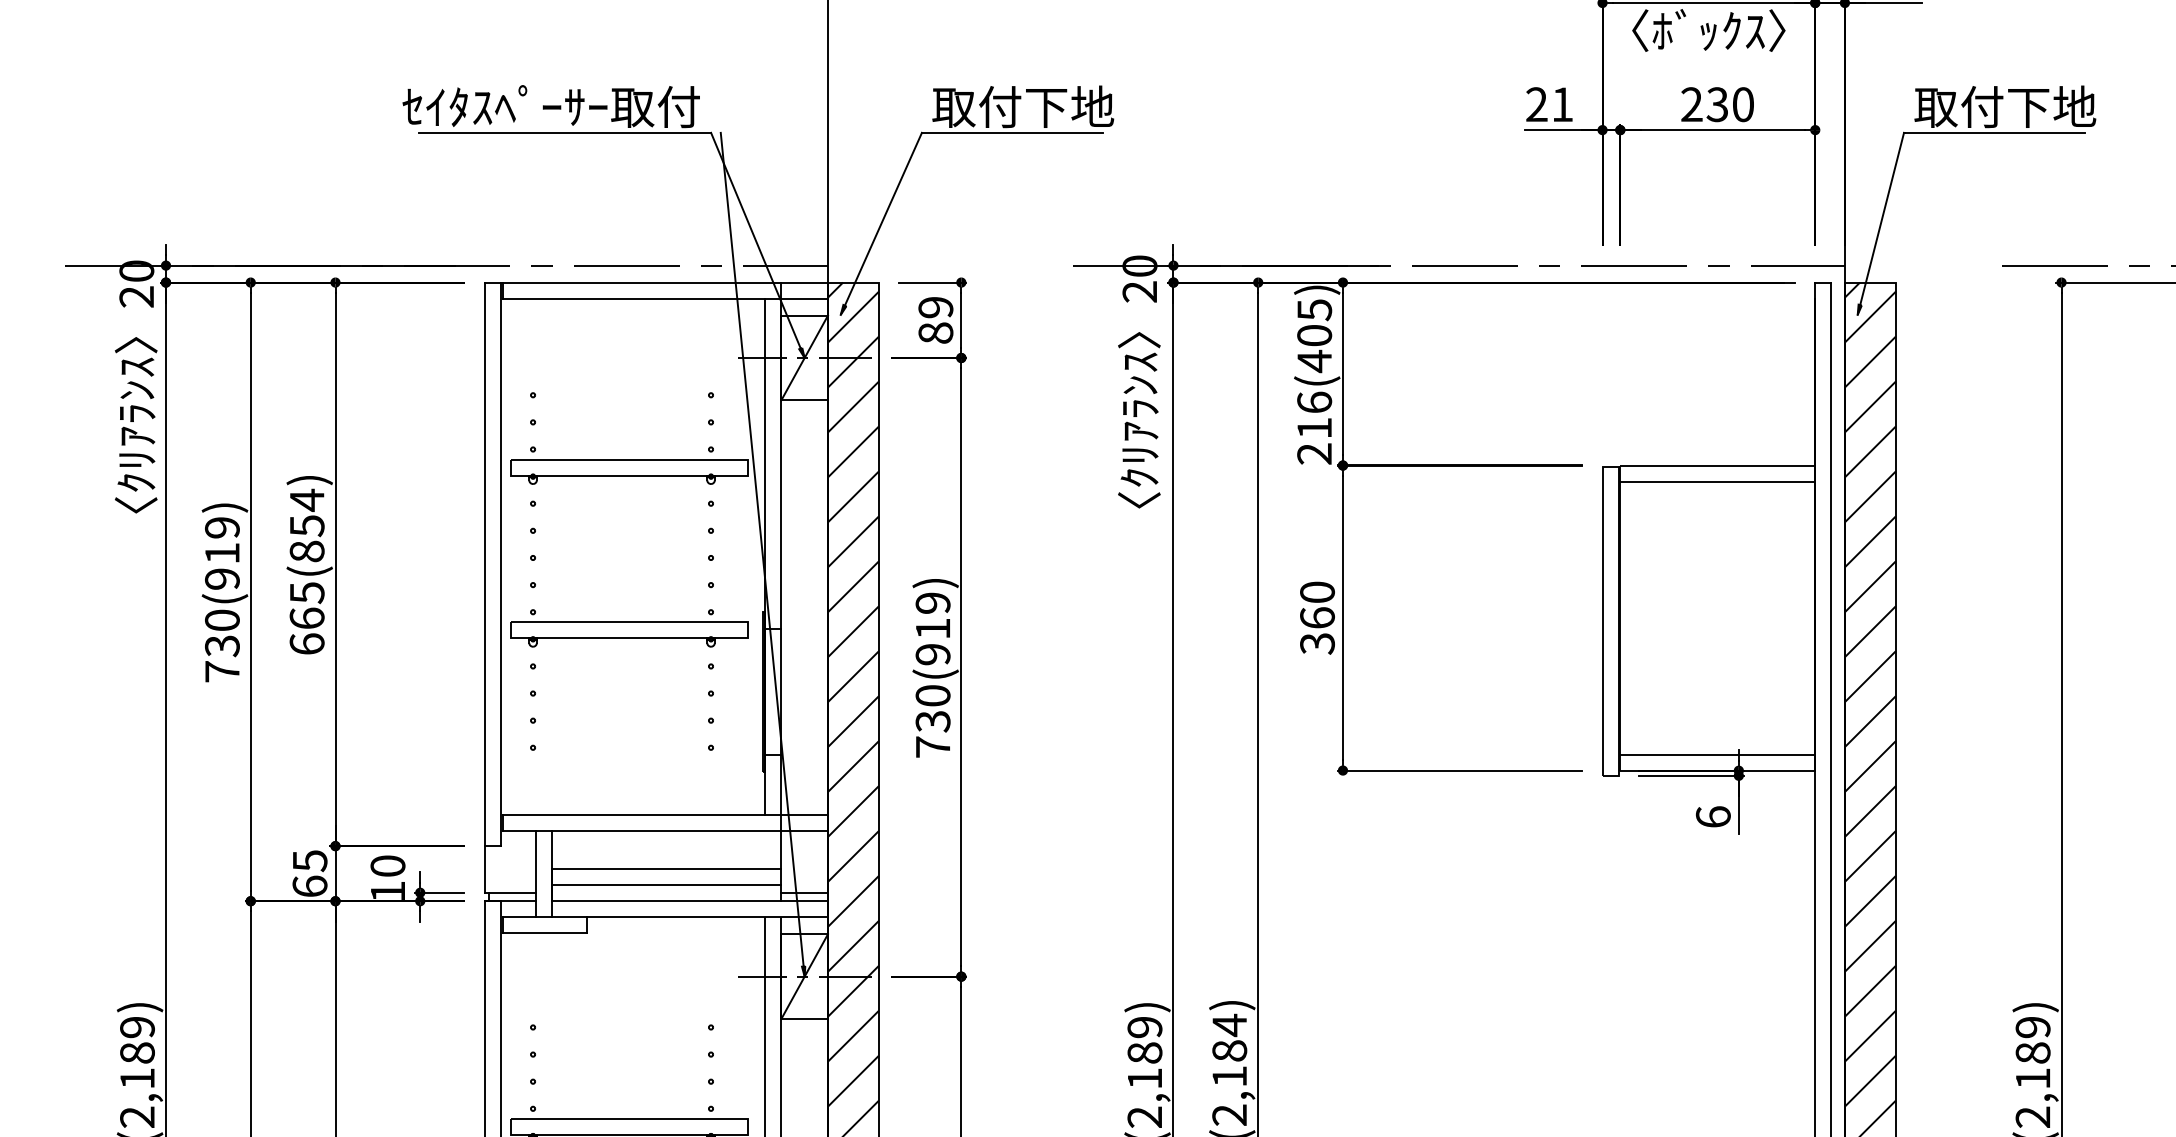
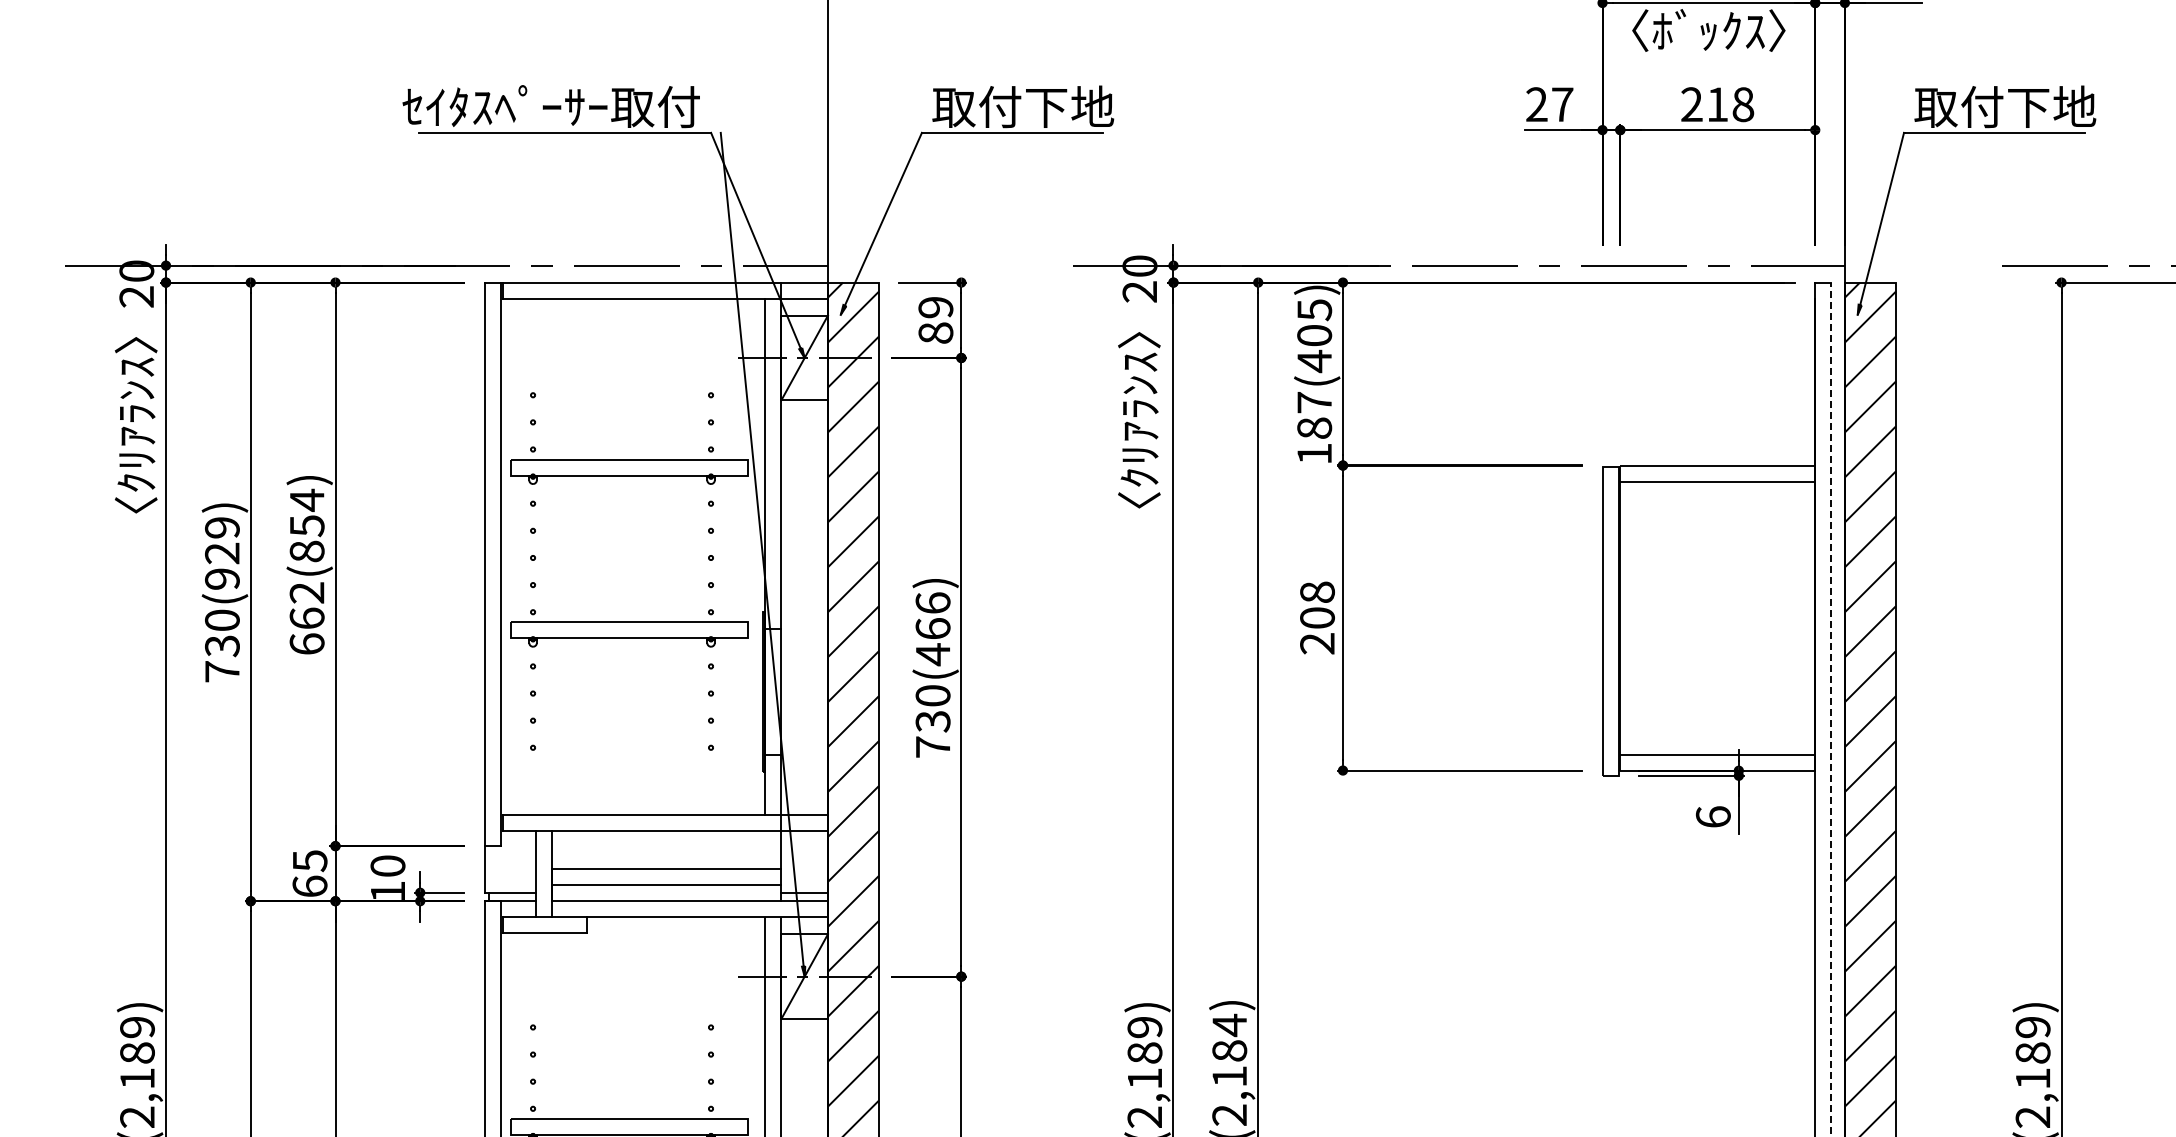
text: 21 -> 27 (1562, 104)
text: 230 -> 218 (1730, 104)
text: 216(405) -> 187(405) (1314, 427)
text: 730(919) -> 730(929) (222, 553)
text: 665(854) -> 662(854) (306, 593)
text: 360 -> 208 (1317, 617)
text: 730(919) -> 730(466) (932, 629)
line: solid -> dashed (1831, 709)
